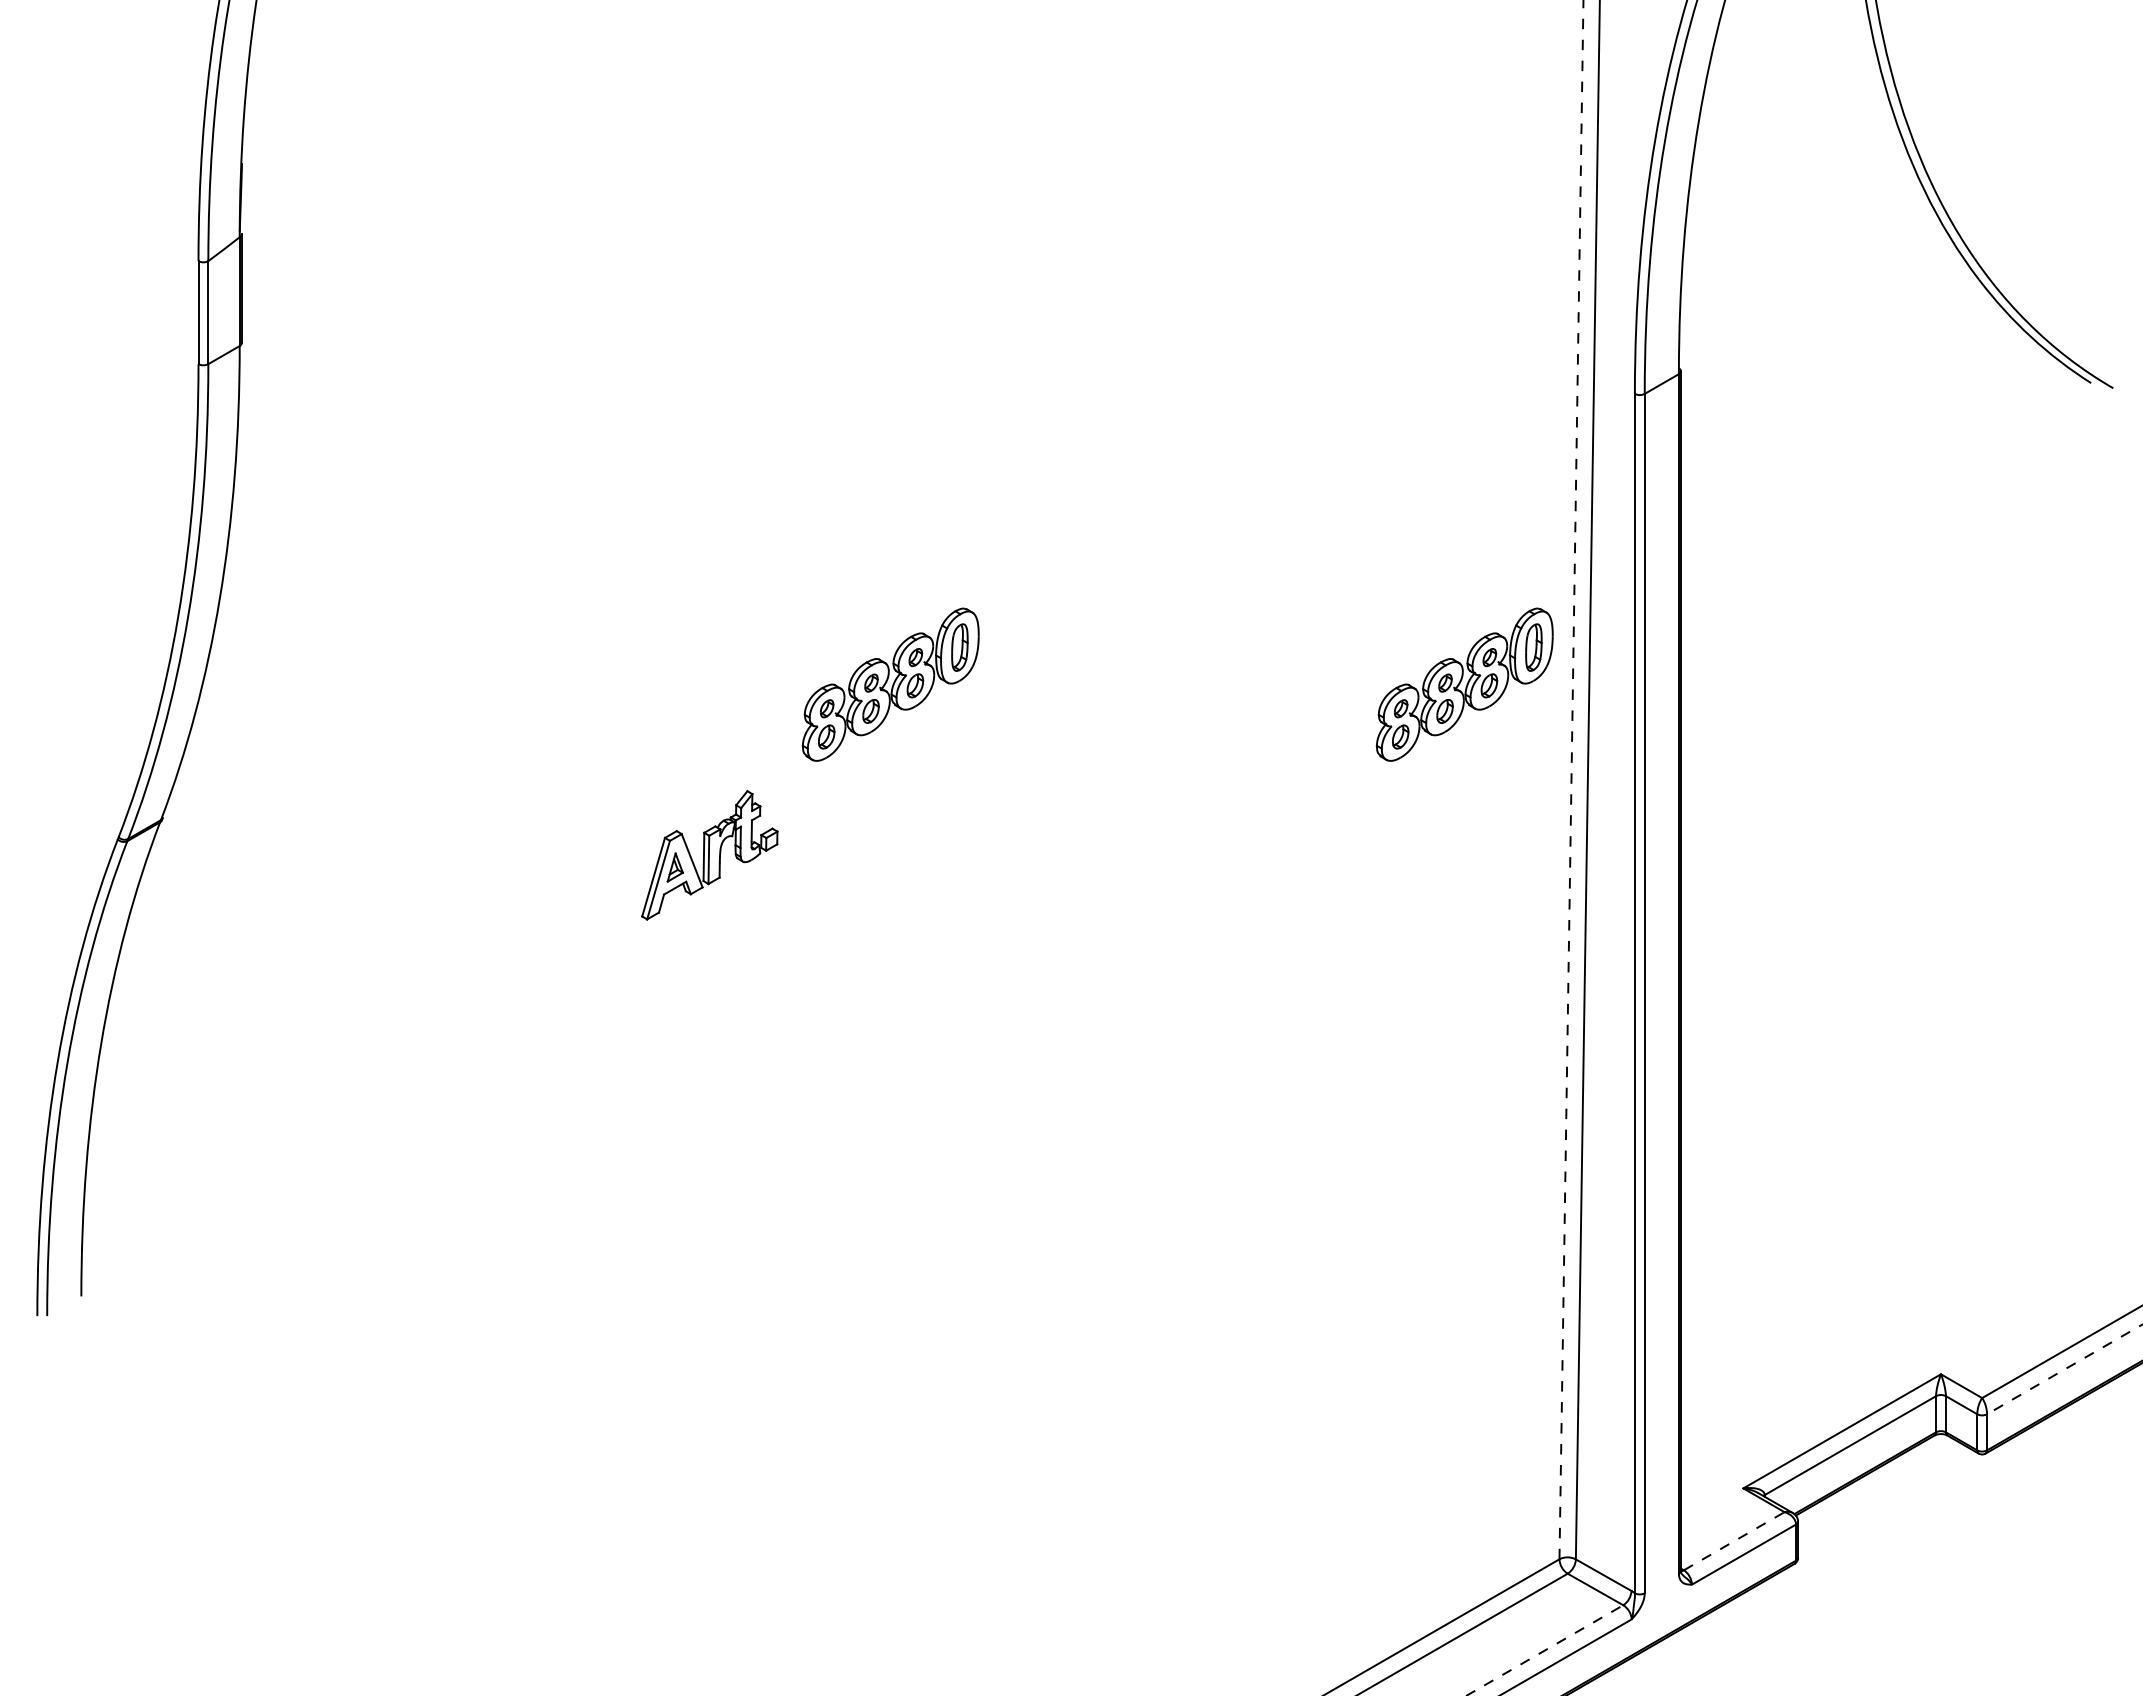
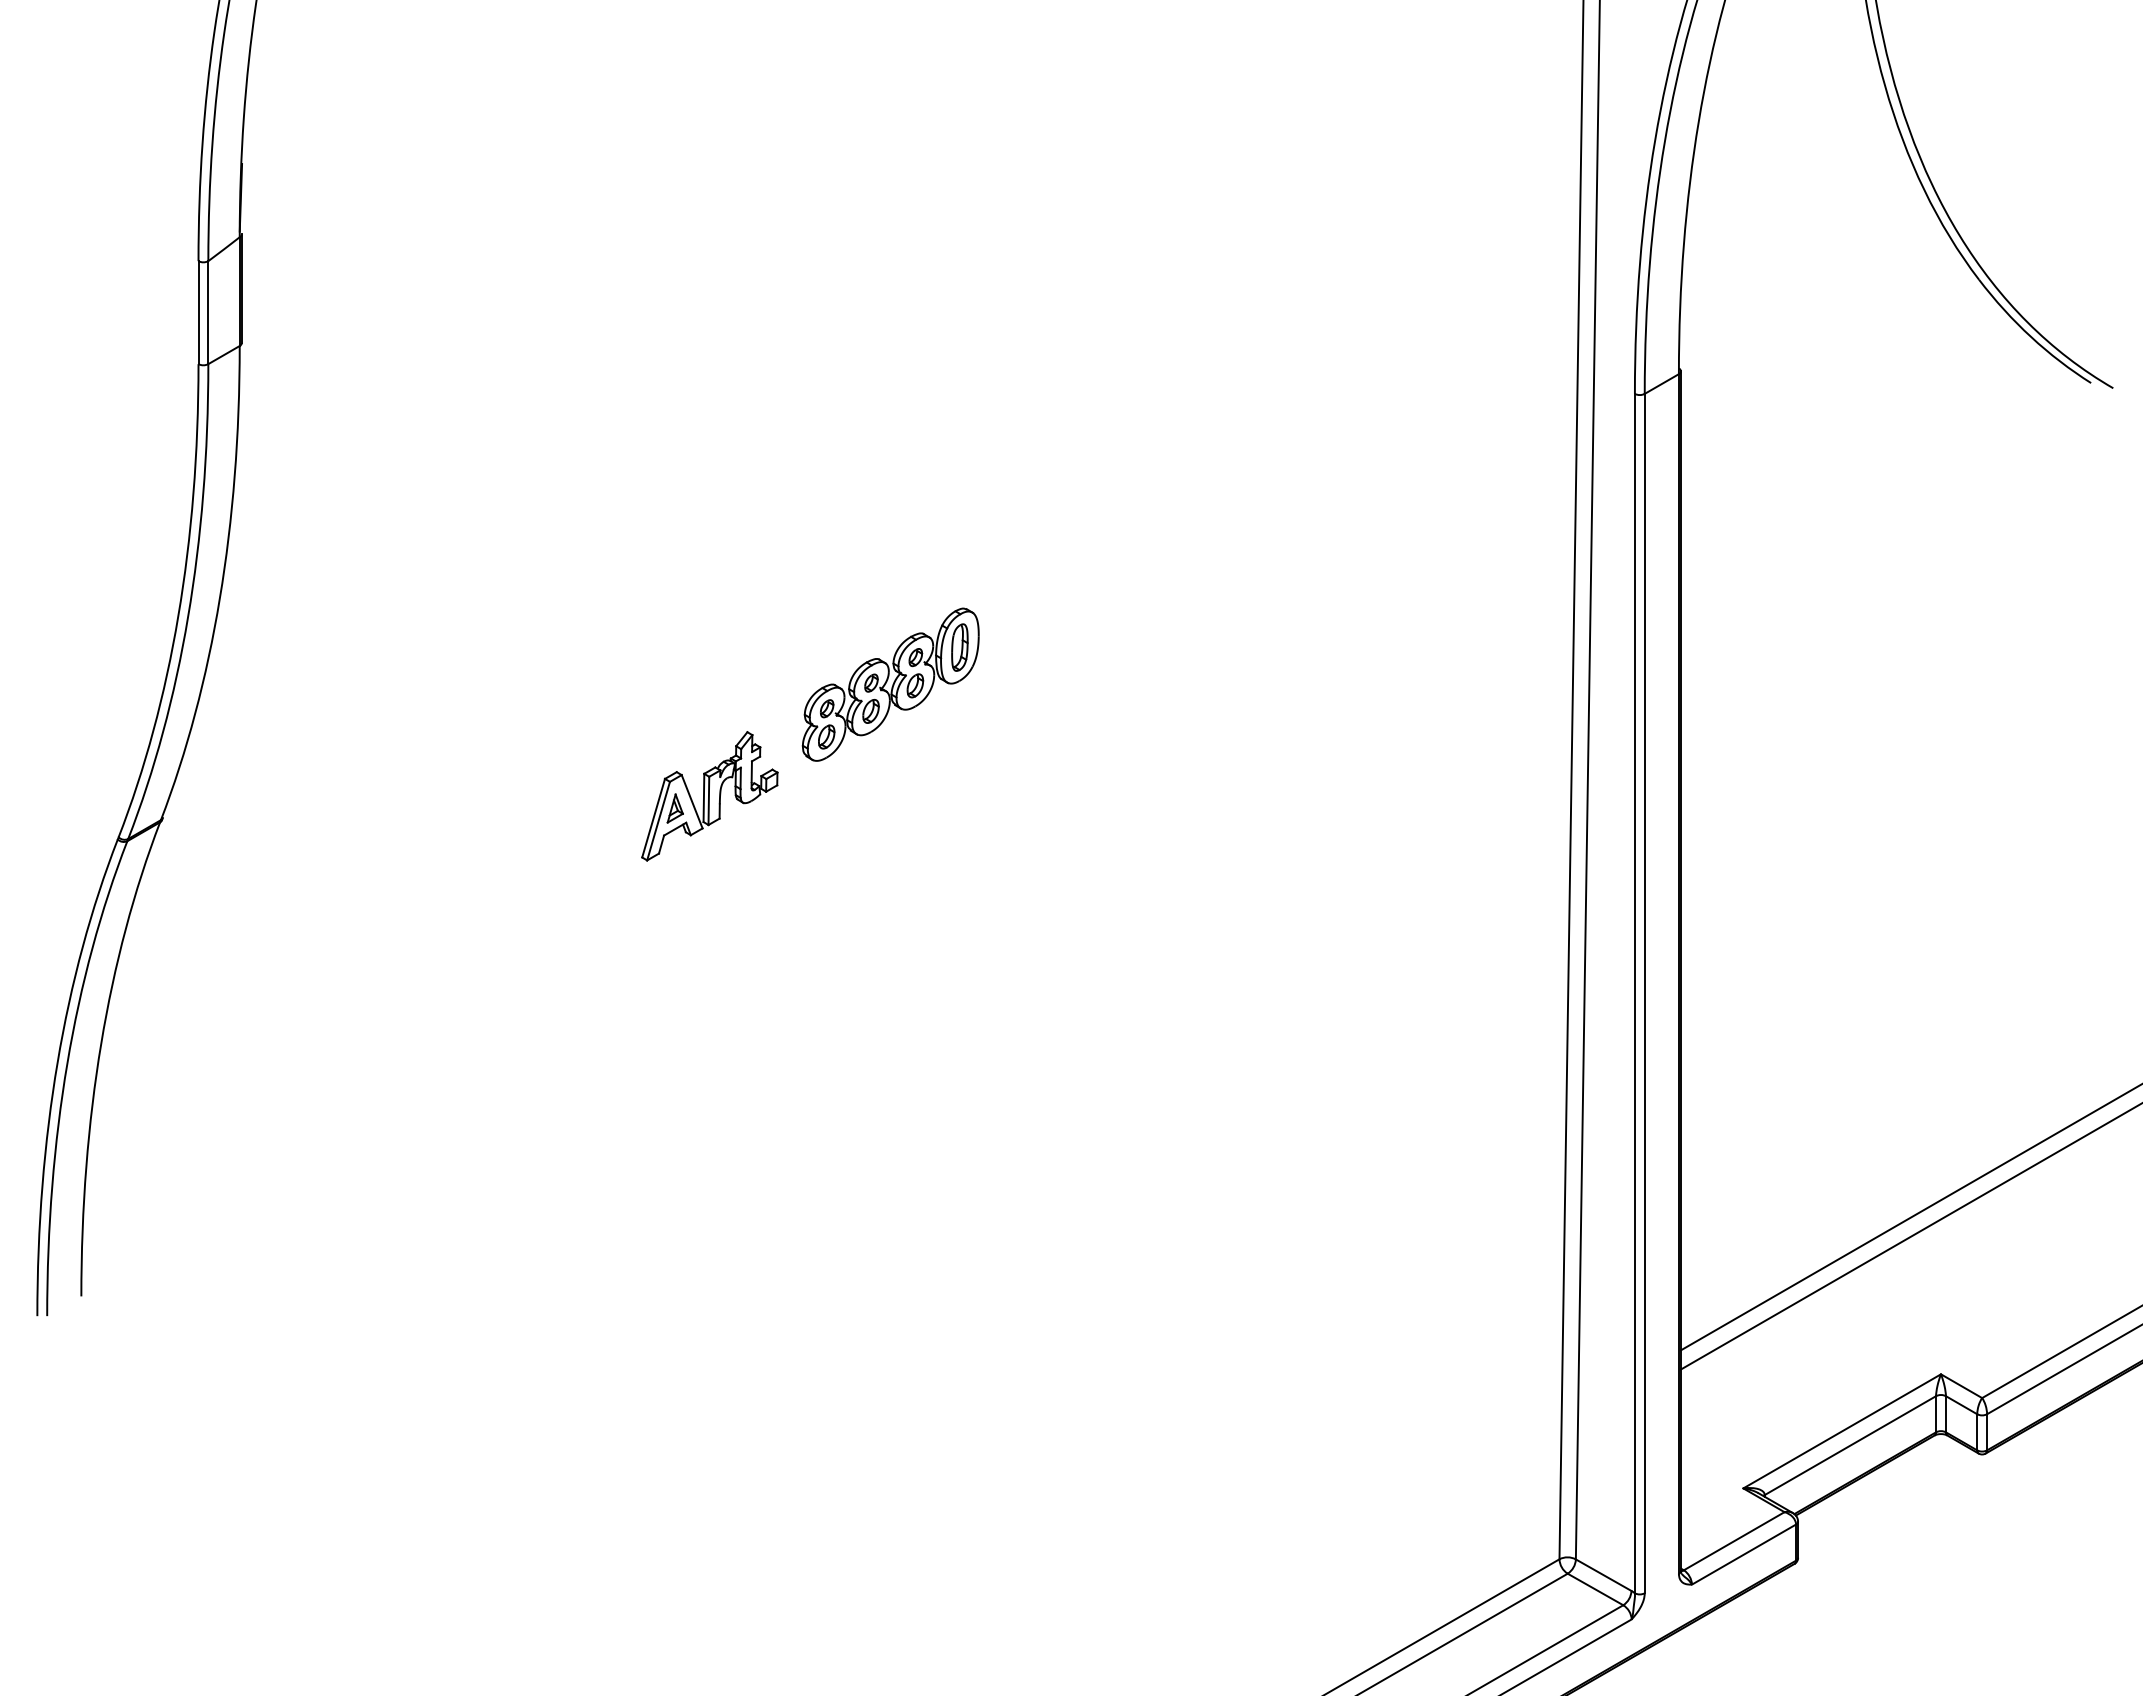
part: present -> none (1464, 684)
line: dashed -> solid (1571, 779)
part position: (709, 855) -> (709, 796) (709, 796)
line: none -> present (1909, 1217)
line: none -> present (1909, 1236)
line: dashed -> solid (2065, 1369)
line: dashed -> solid (1734, 1540)
line: dashed -> solid (1545, 1650)
